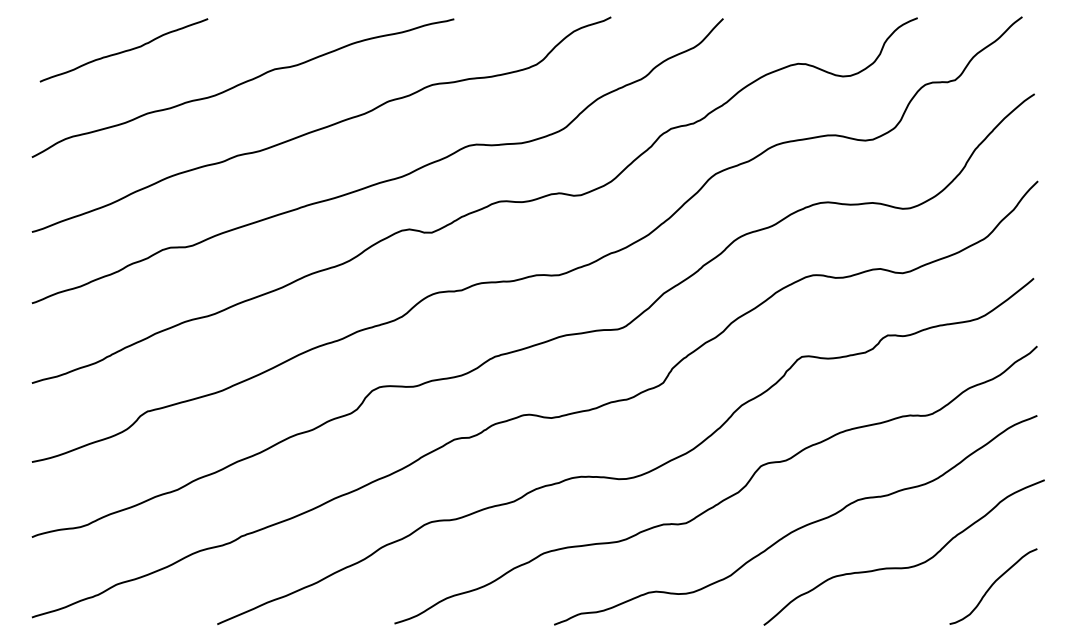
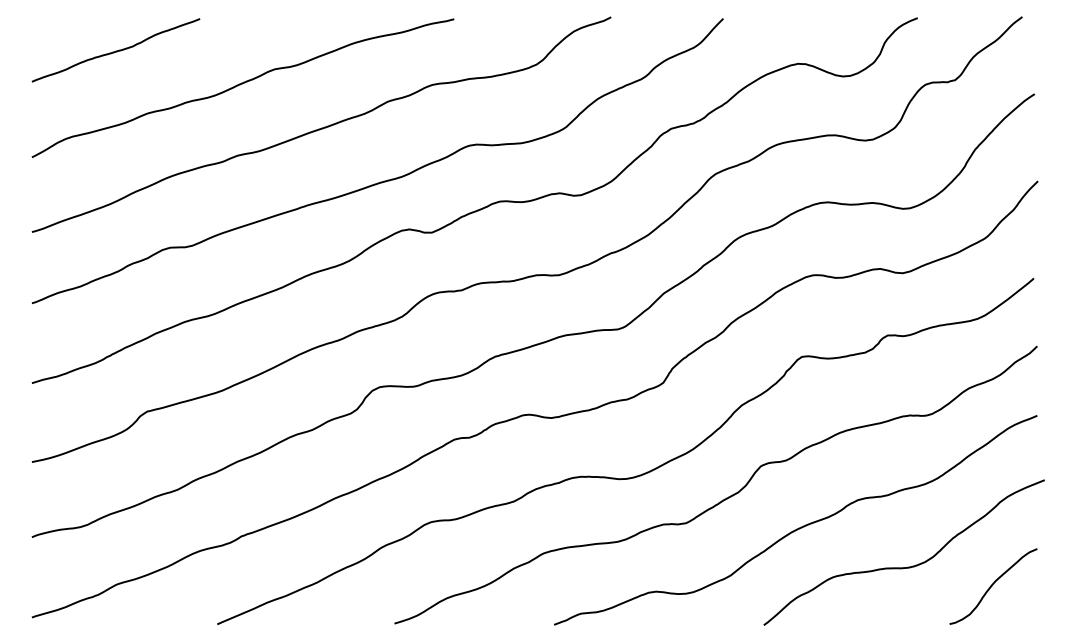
curve position: (123, 50) -> (115, 50) (115, 50)
